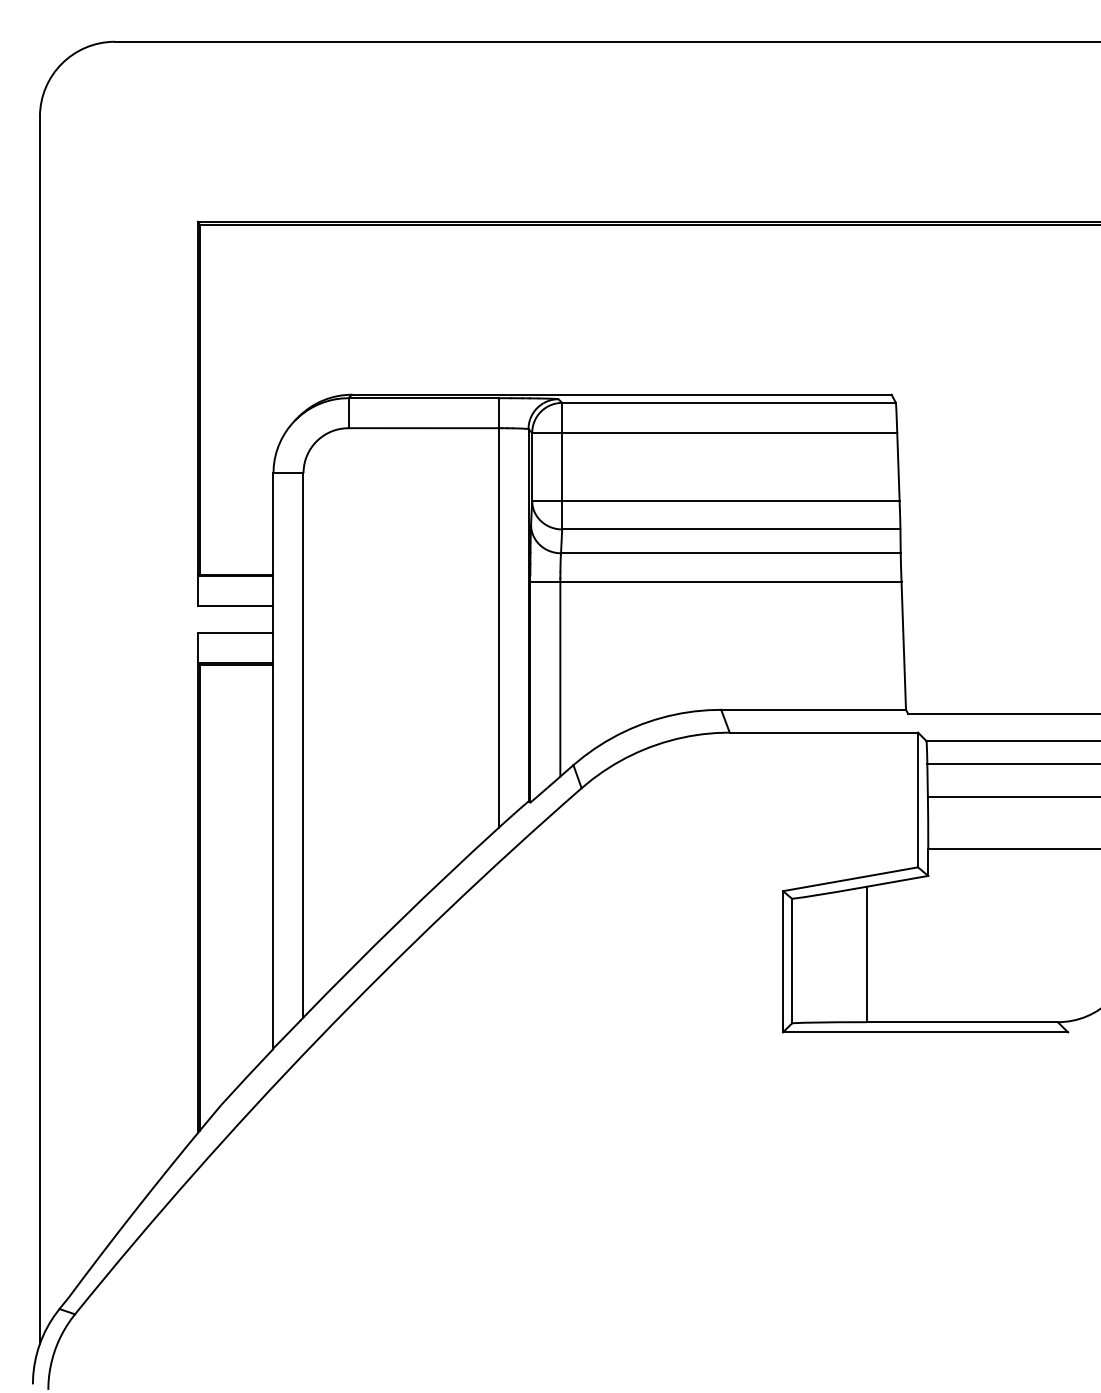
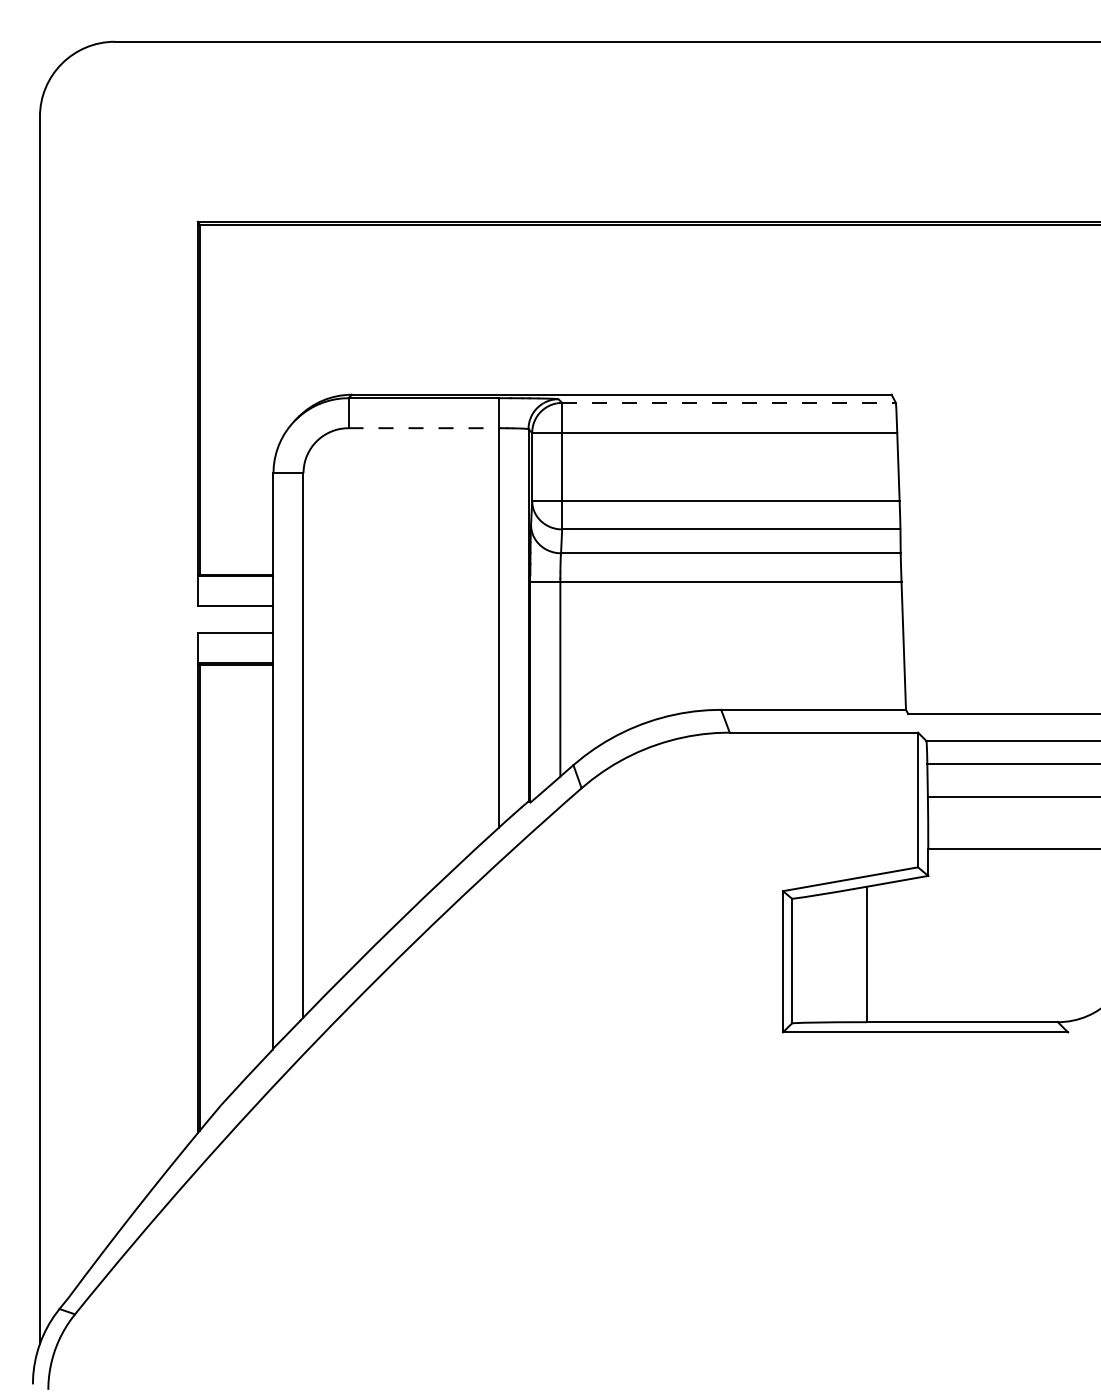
line: solid -> dashed (729, 402)
line: solid -> dashed (425, 428)
